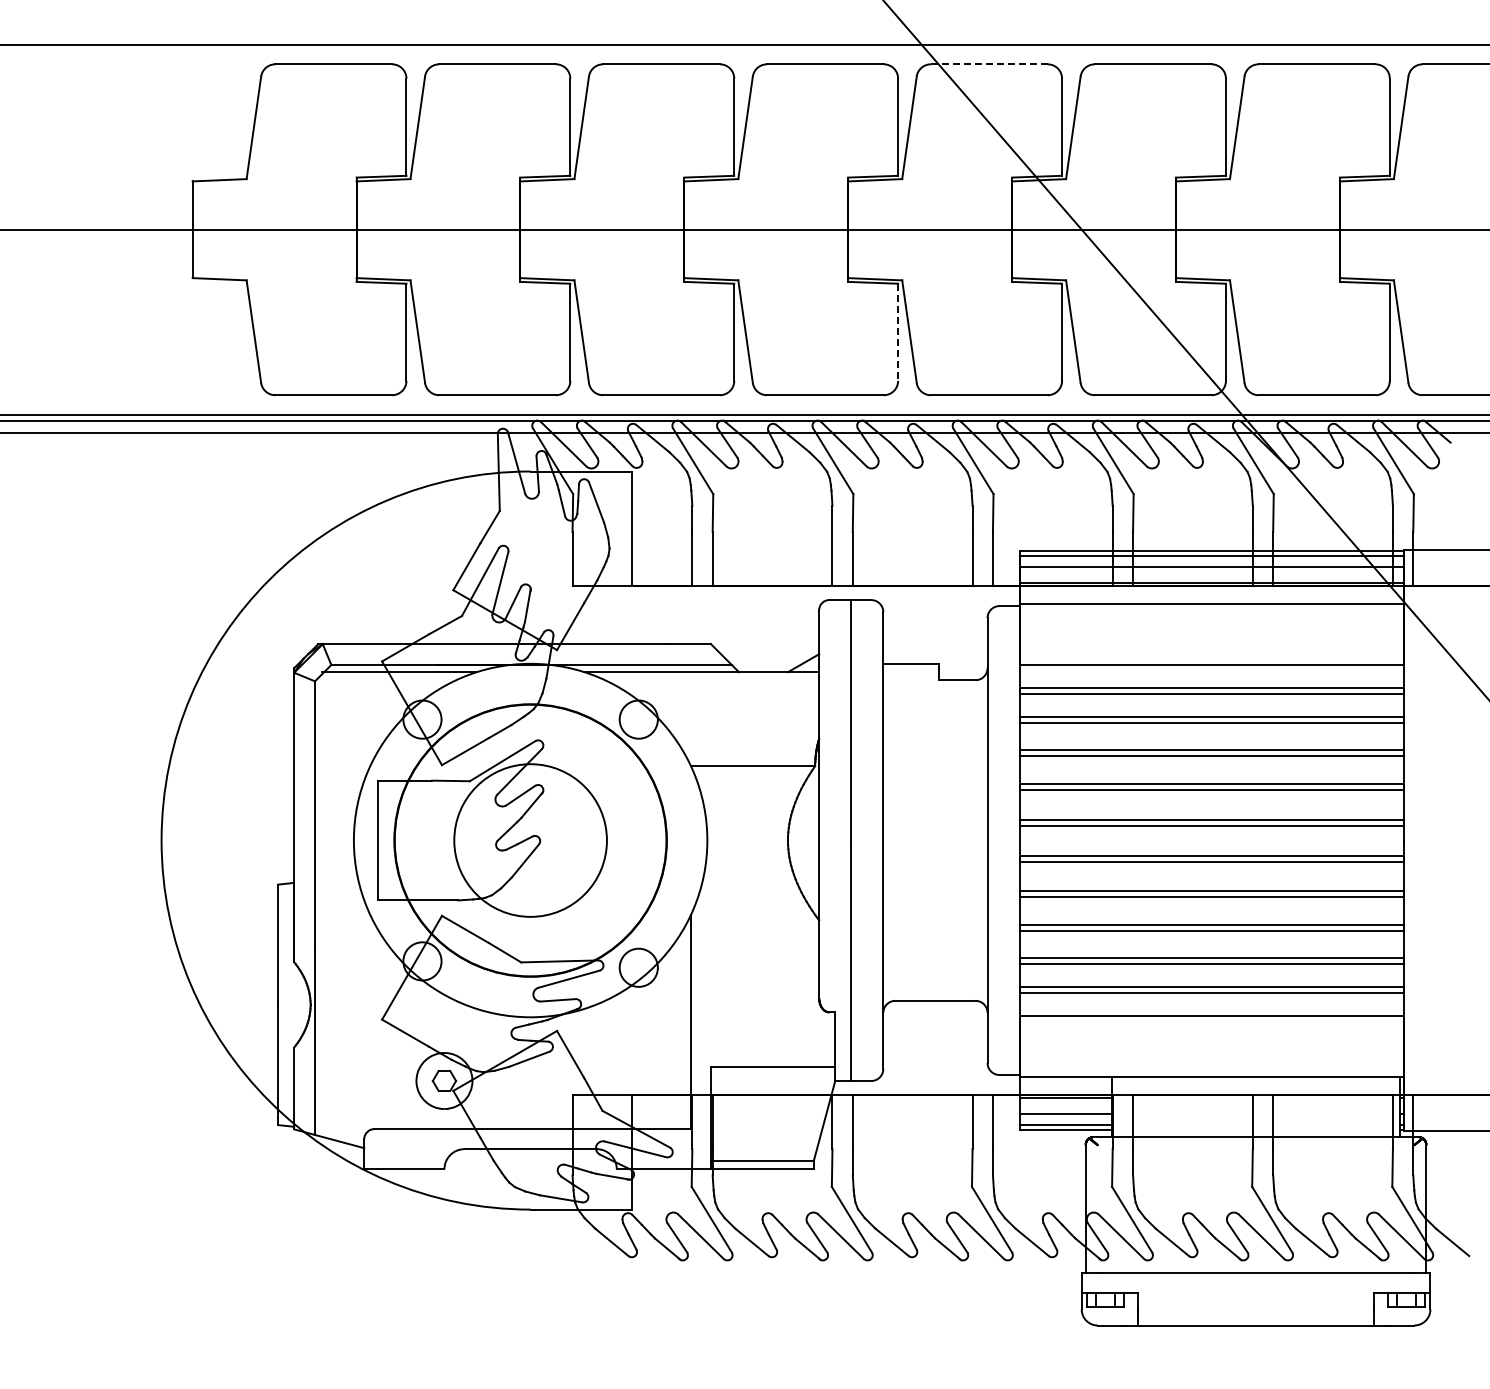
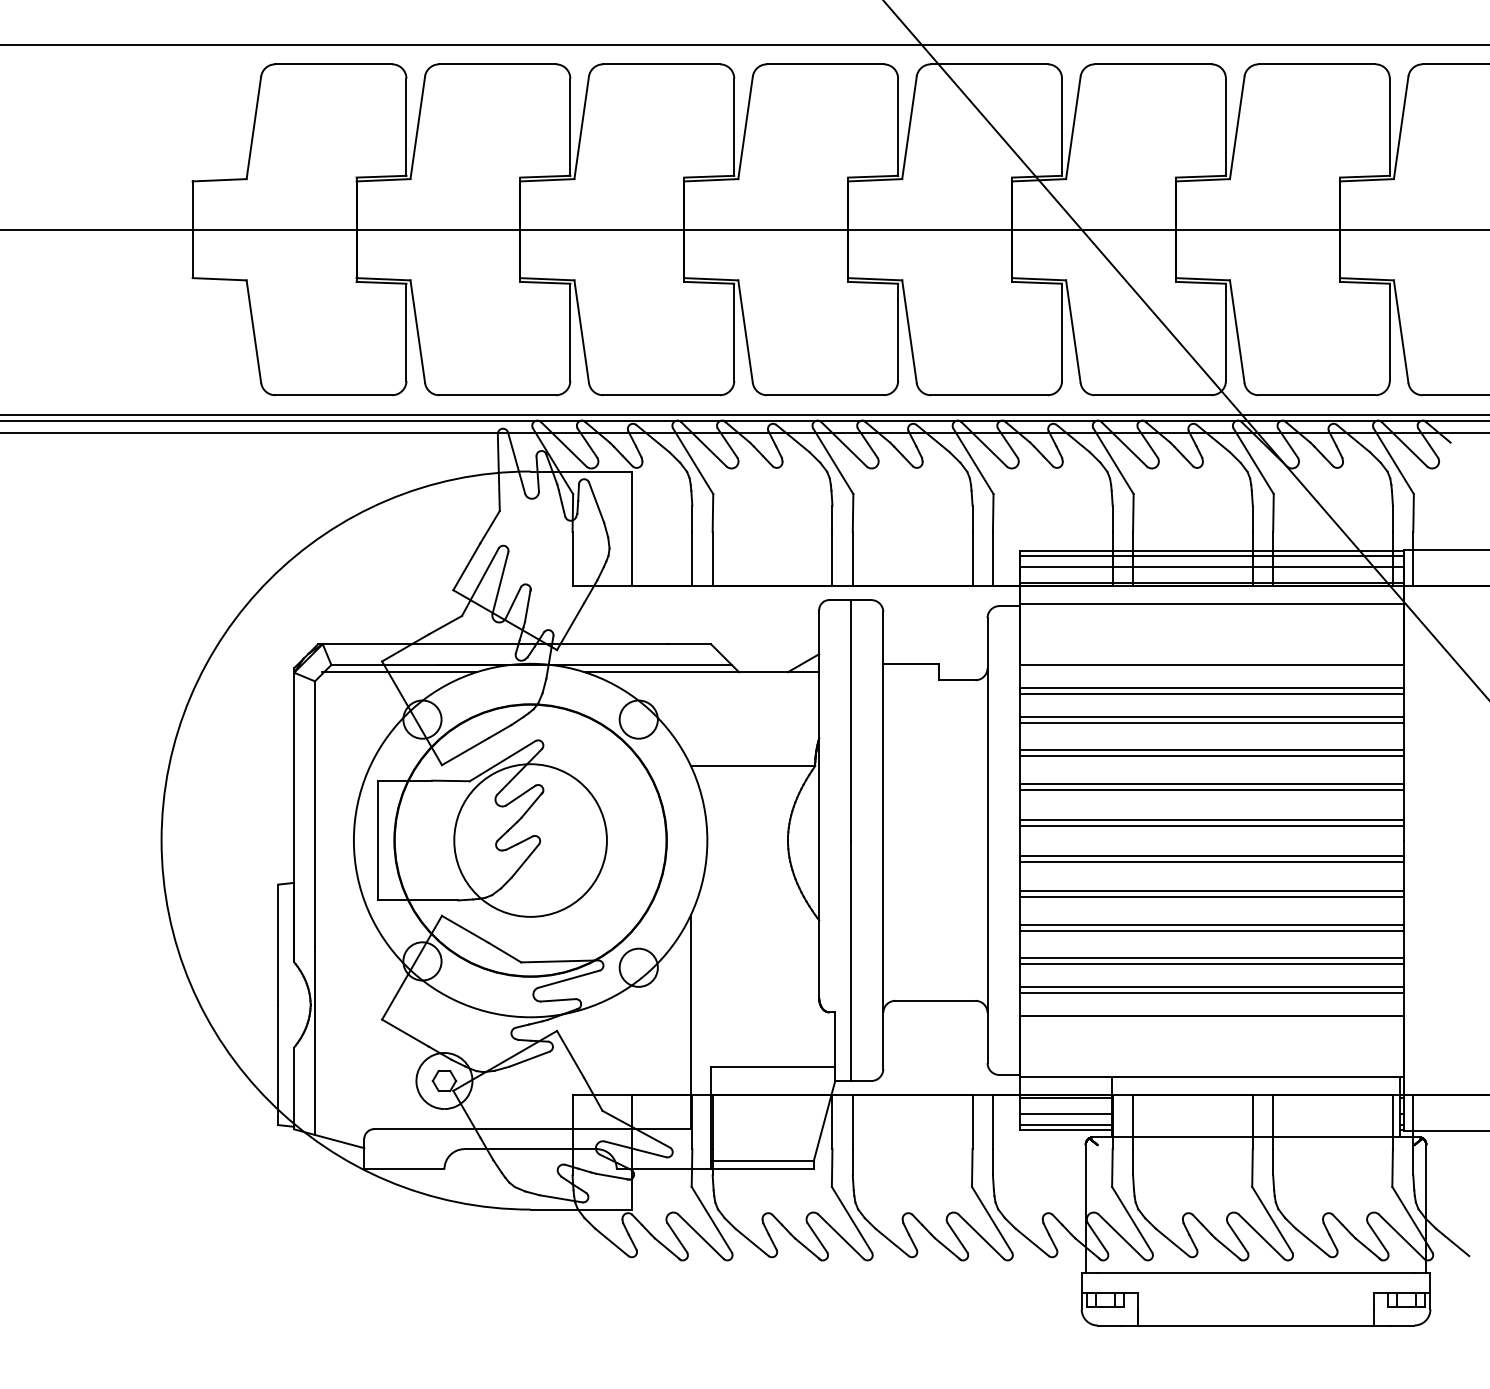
line: dashed -> solid (989, 64)
line: dashed -> solid (898, 332)
